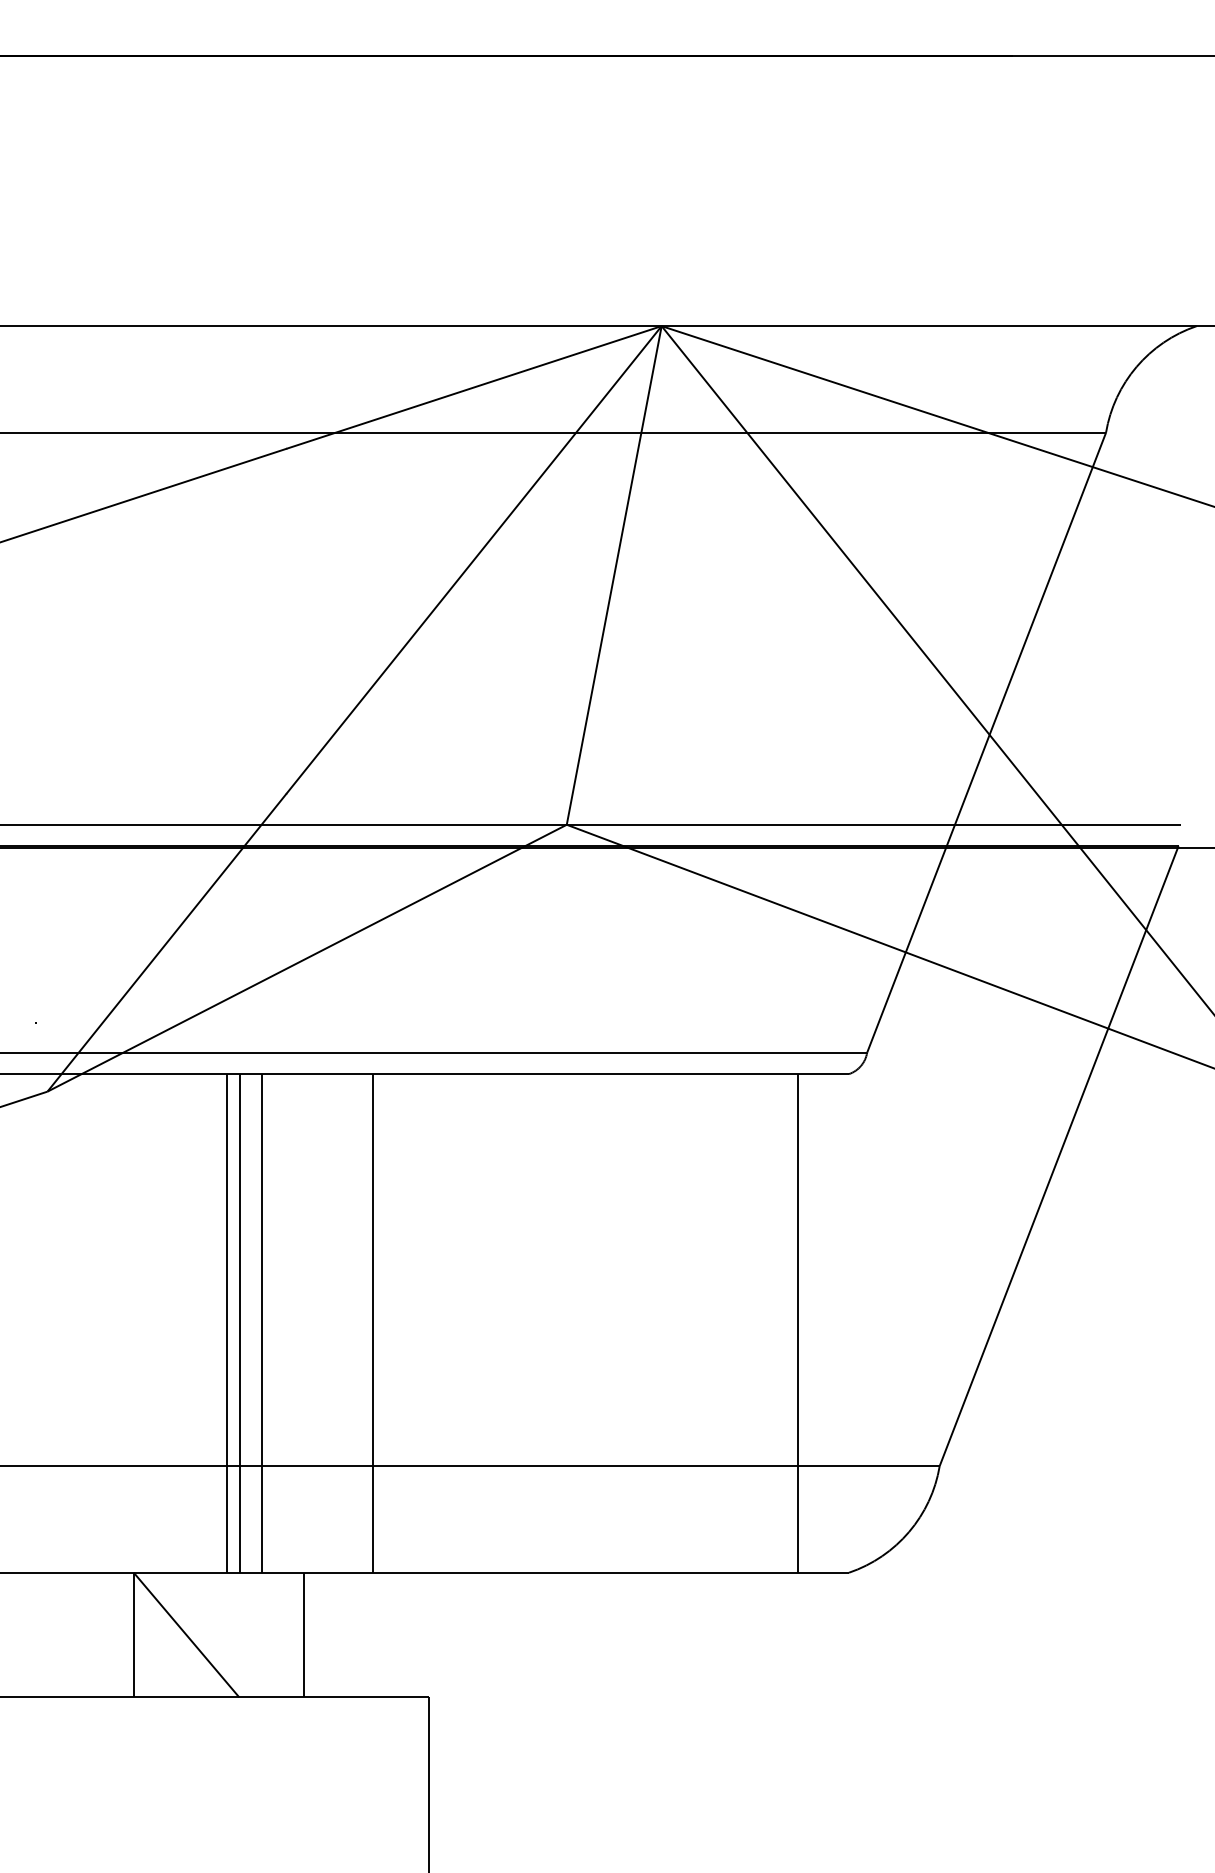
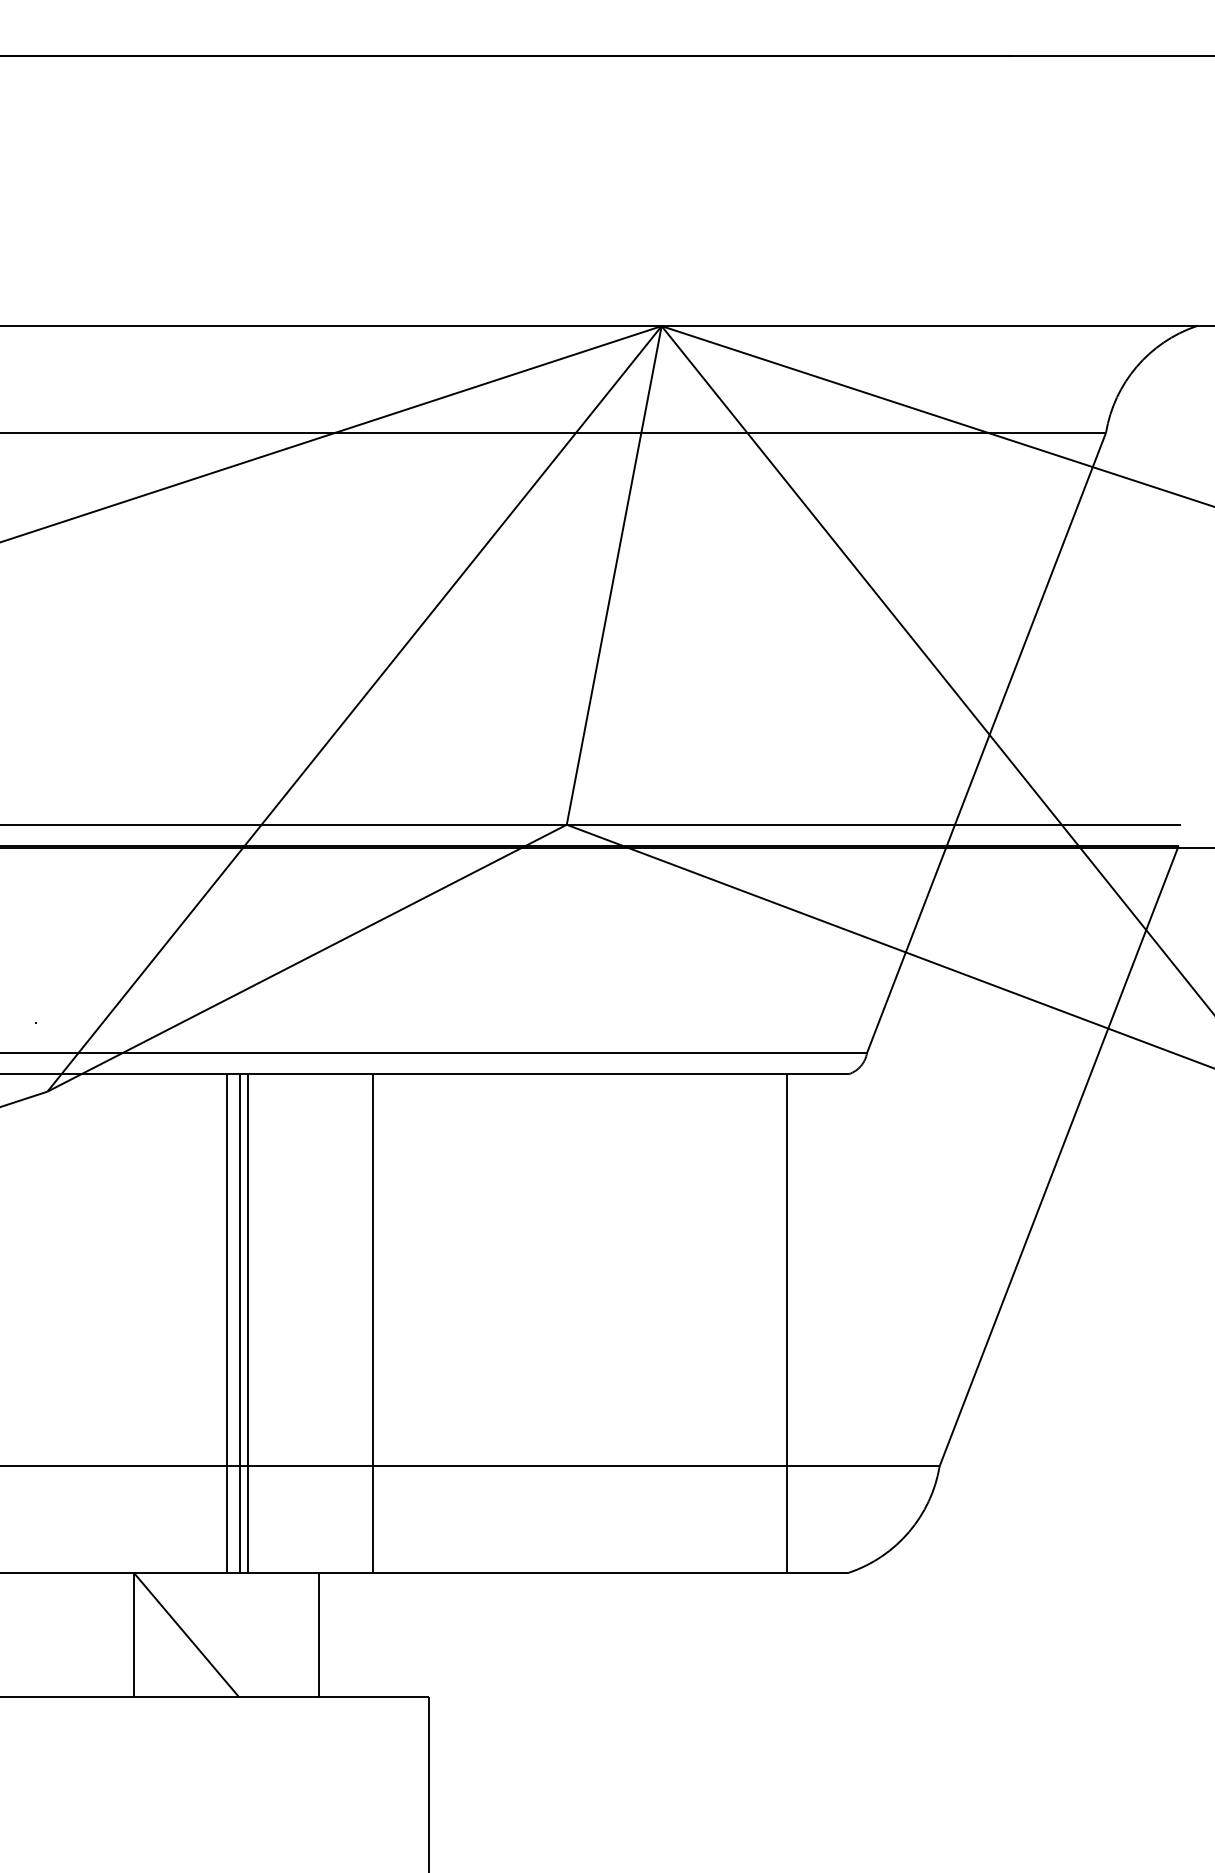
line position: (262, 1323) -> (248, 1323) (248, 1323)
line position: (797, 1323) -> (786, 1323) (786, 1323)
line position: (304, 1634) -> (319, 1634) (319, 1634)
